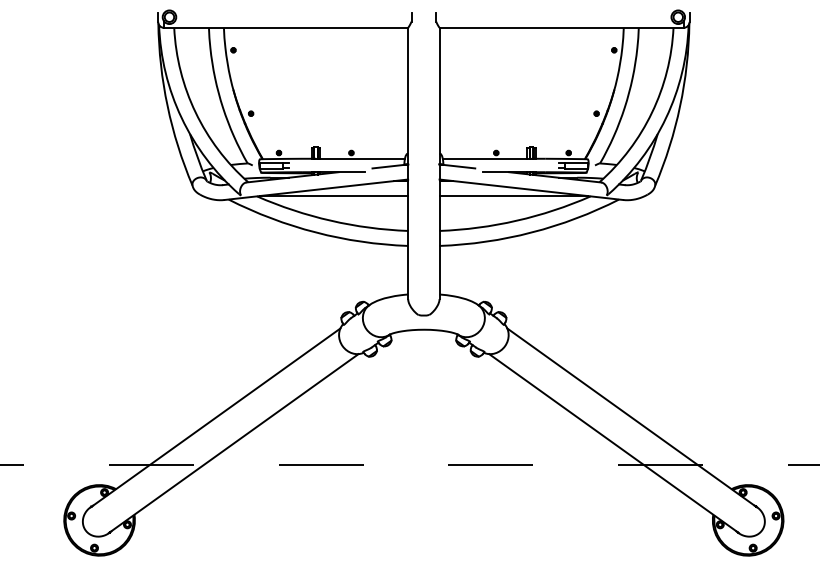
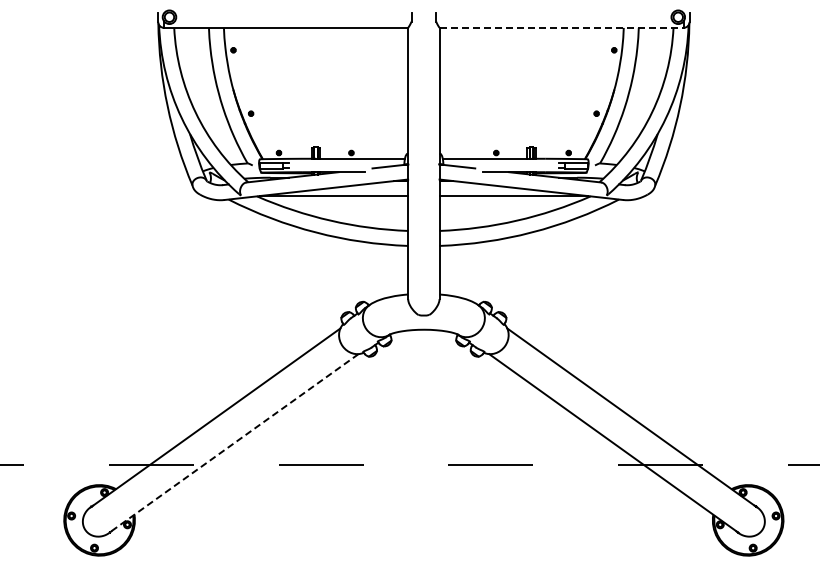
line: solid -> dashed (561, 27)
line: solid -> dashed (233, 443)
